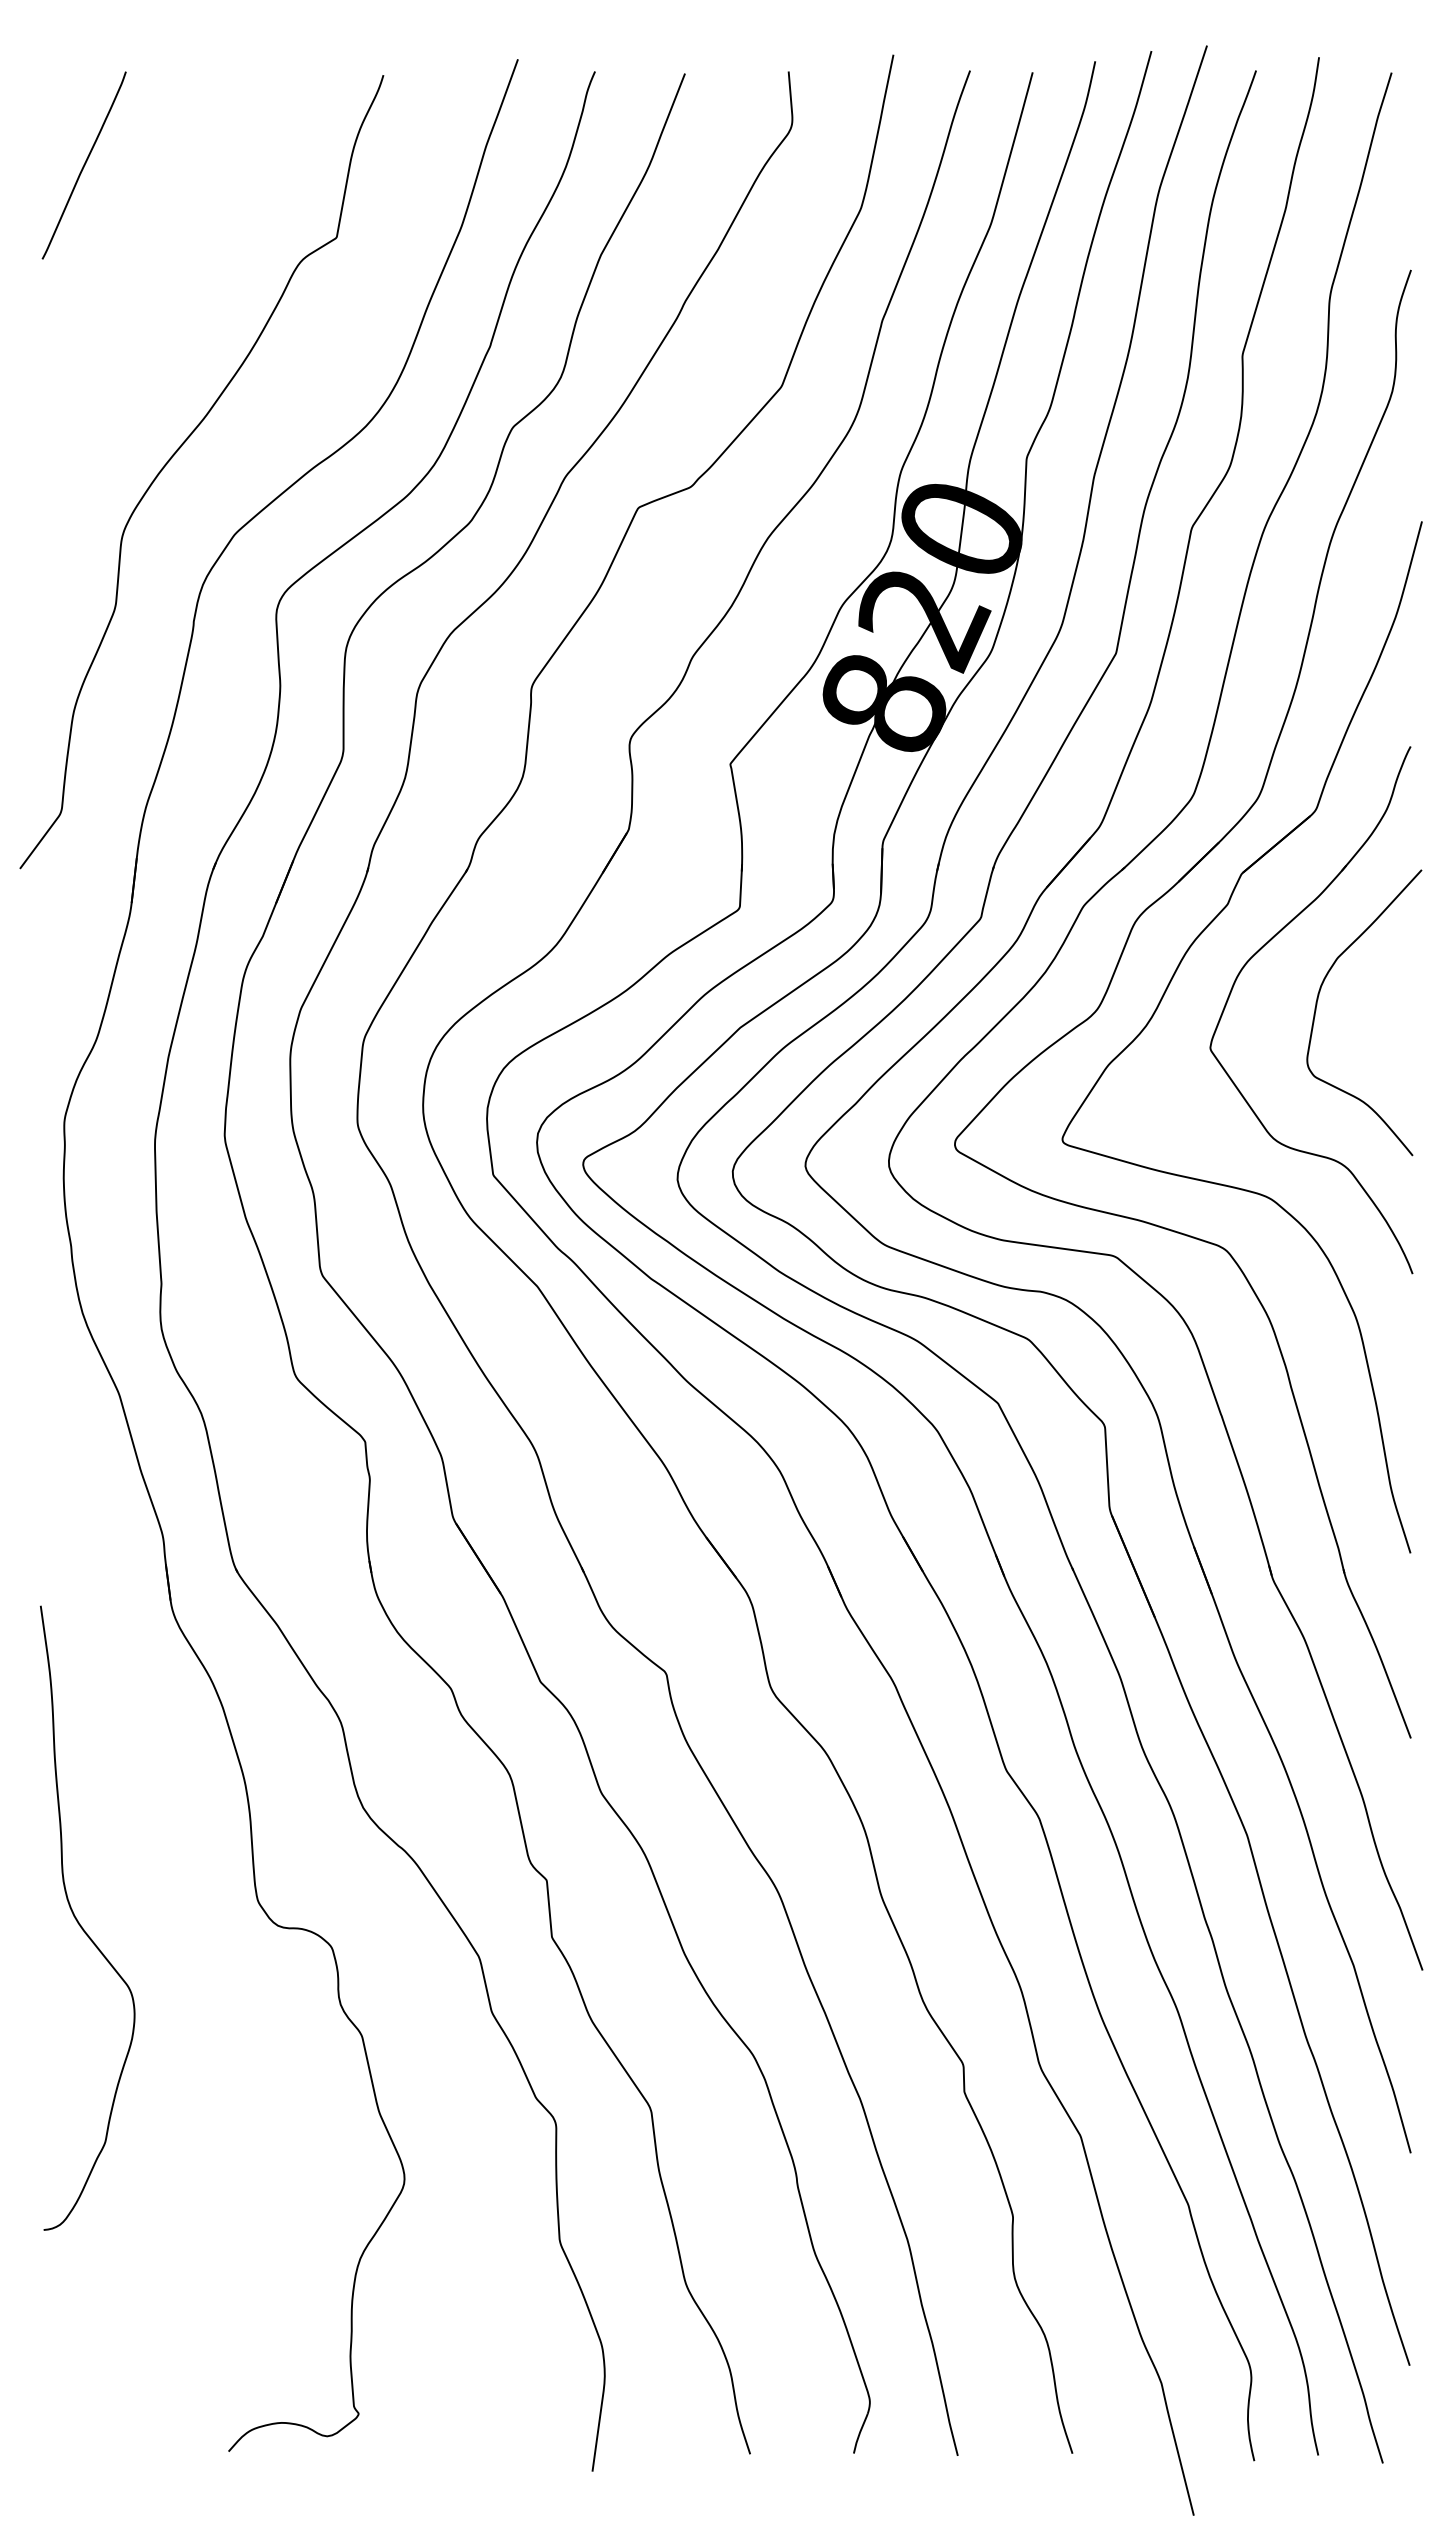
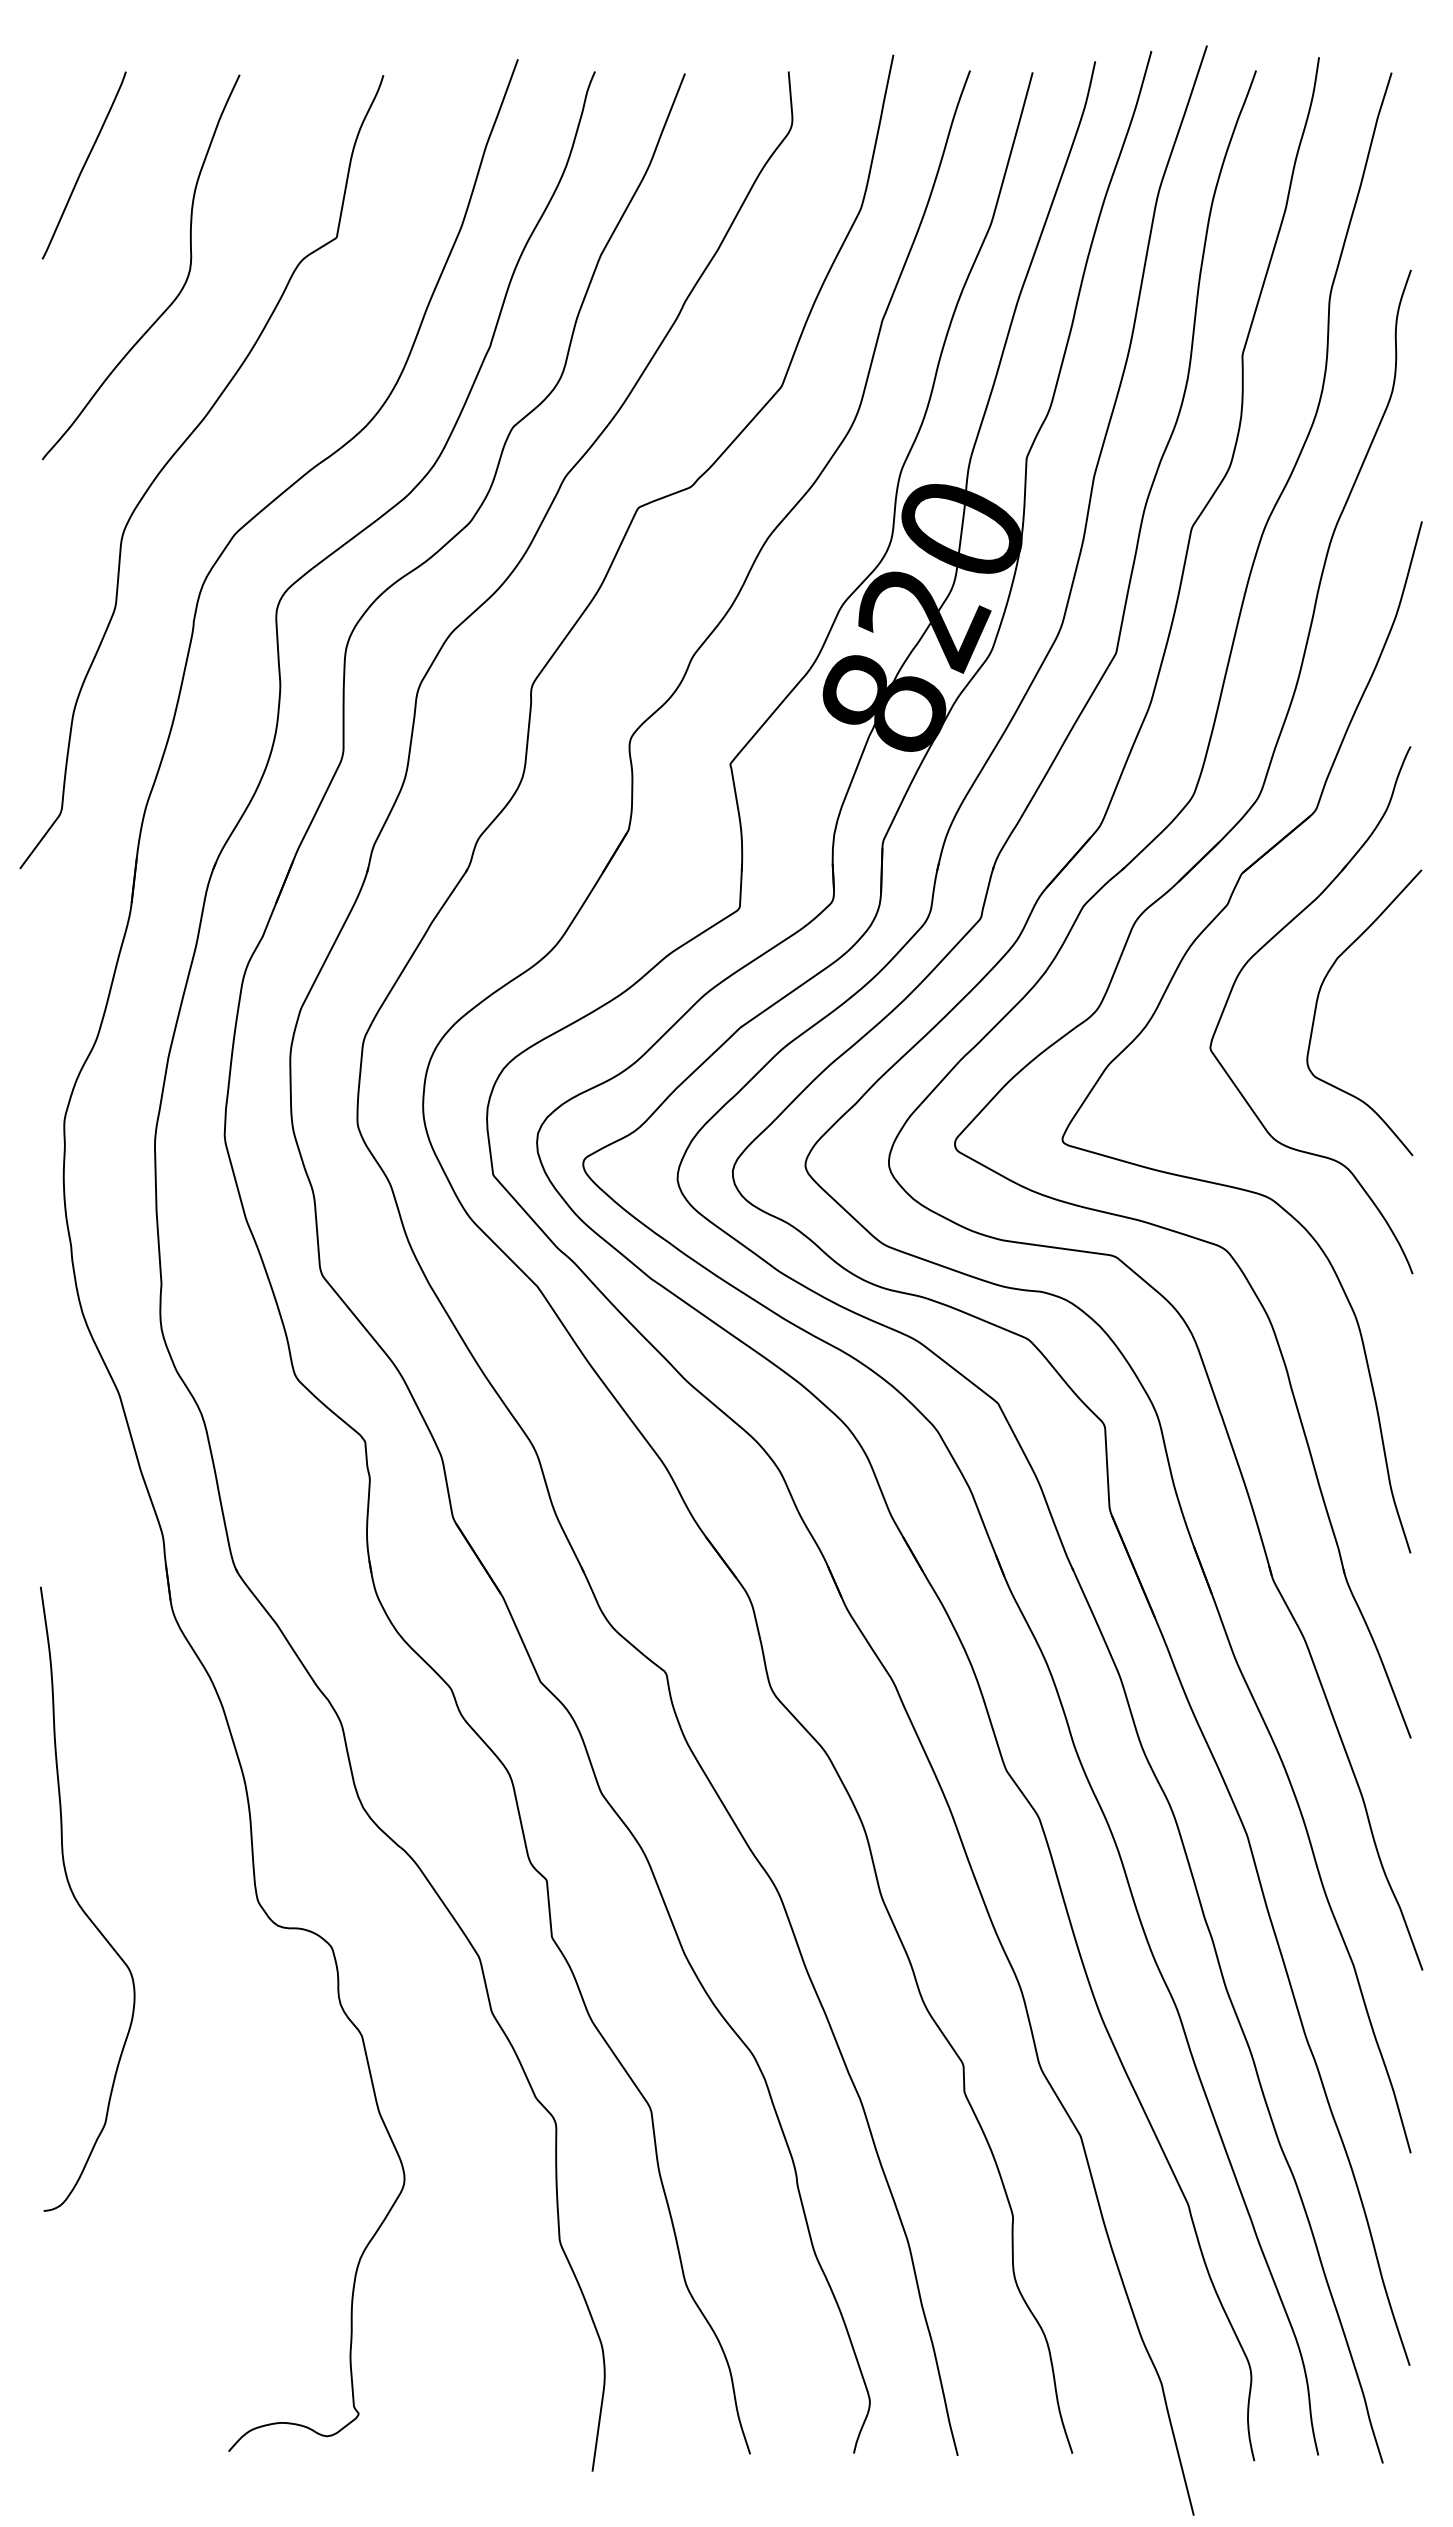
curve: none -> present (180, 289)
curve position: (79, 1922) -> (79, 1903) (79, 1903)
